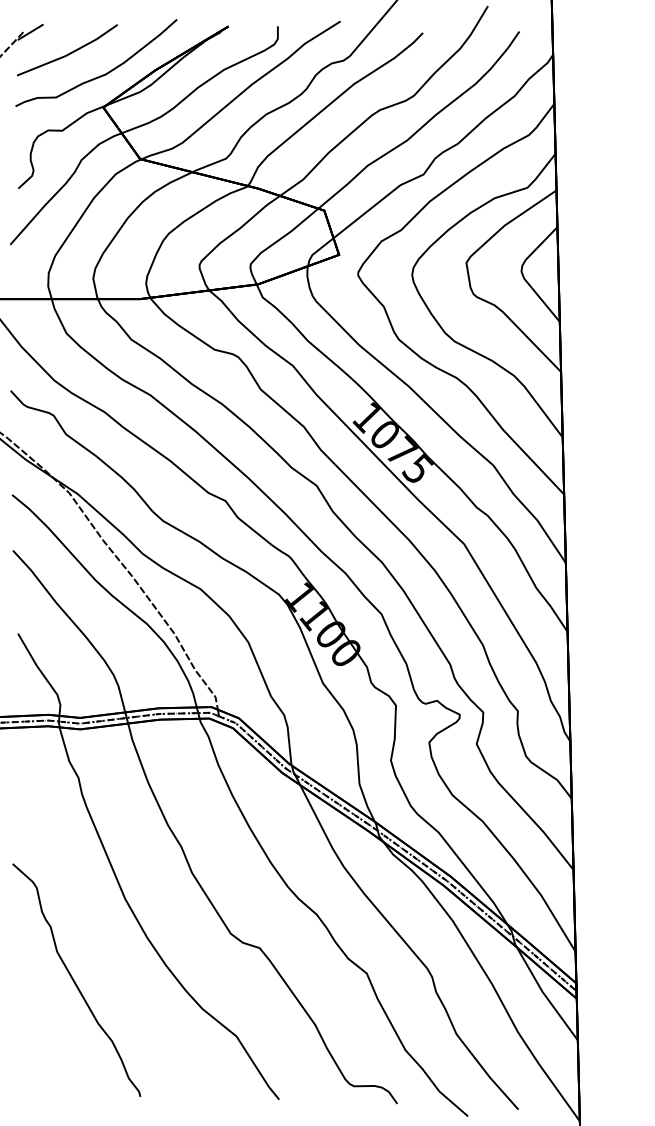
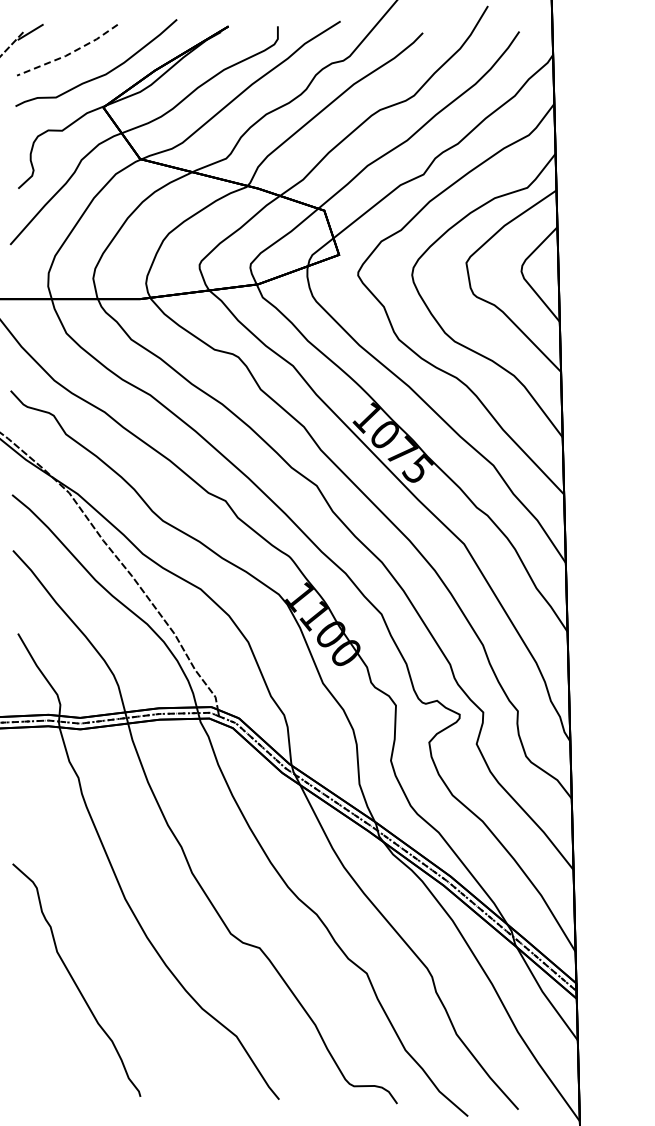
line: solid -> dashed (69, 54)
